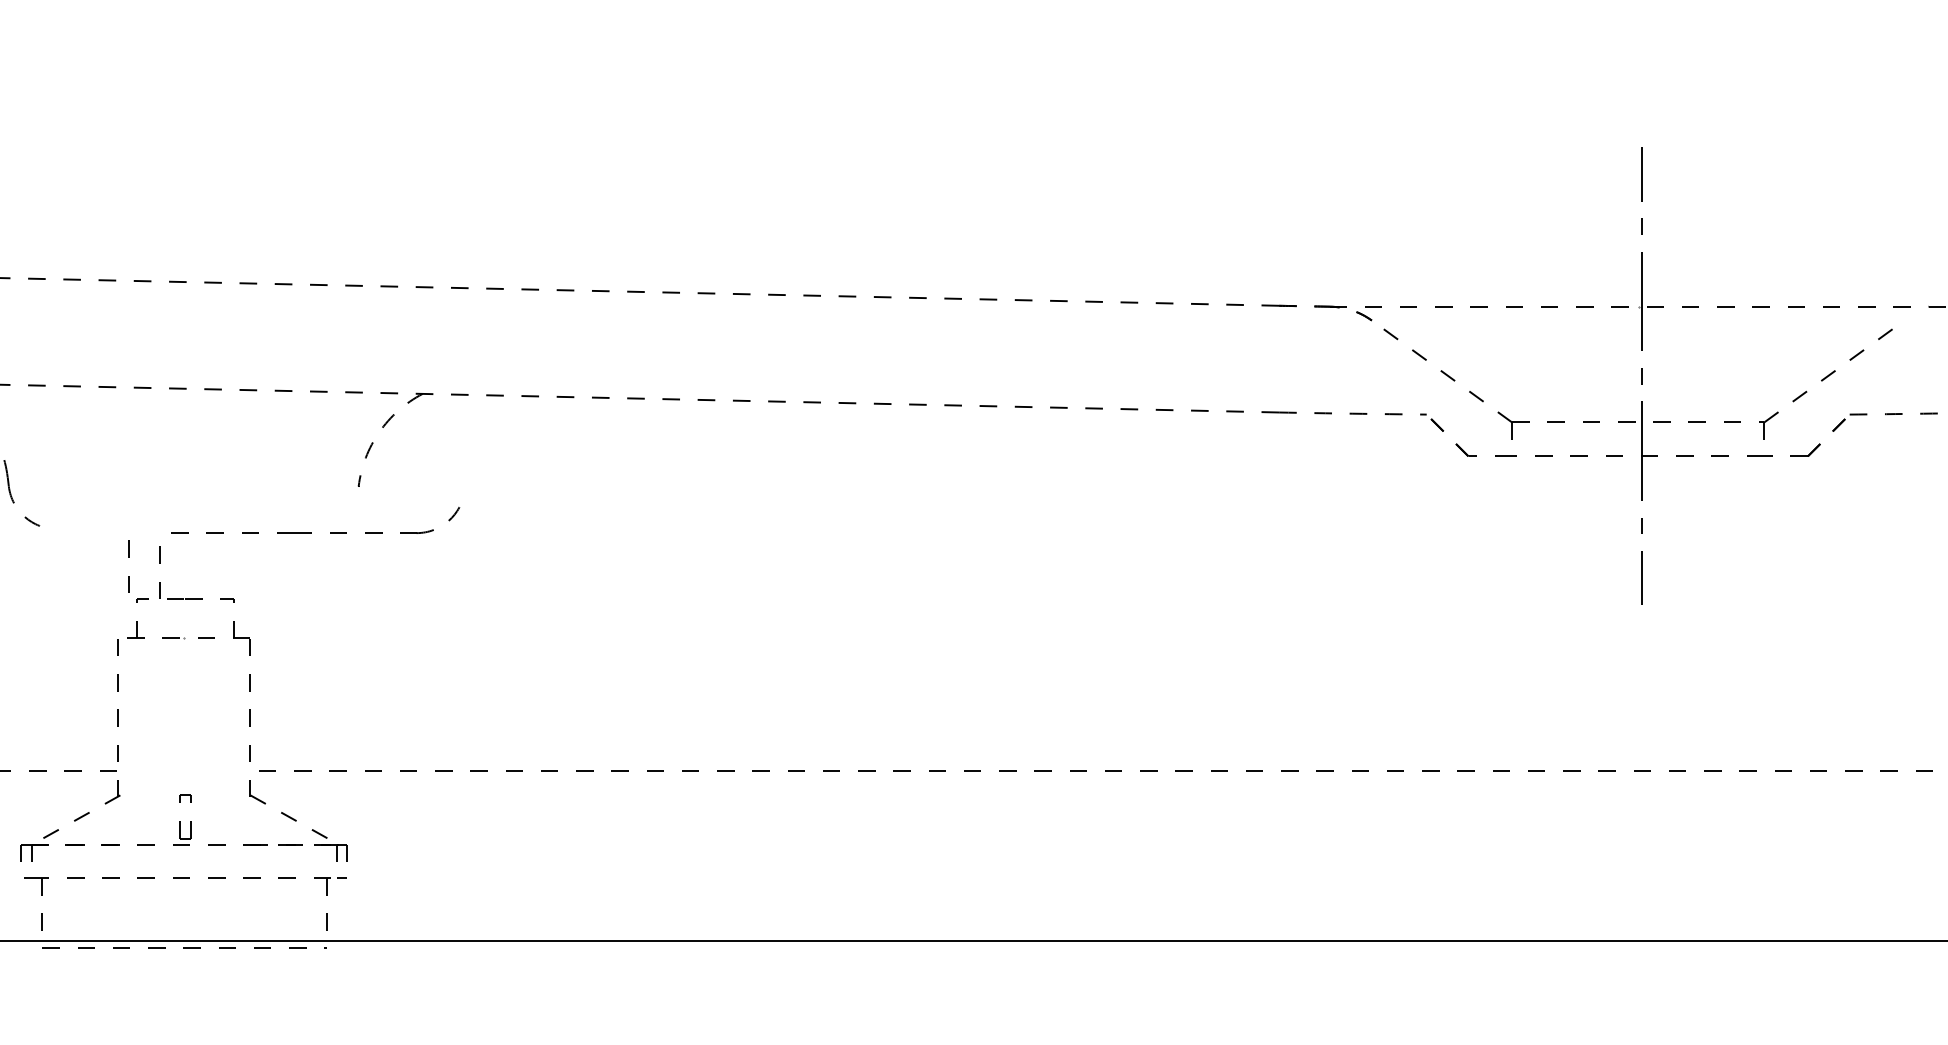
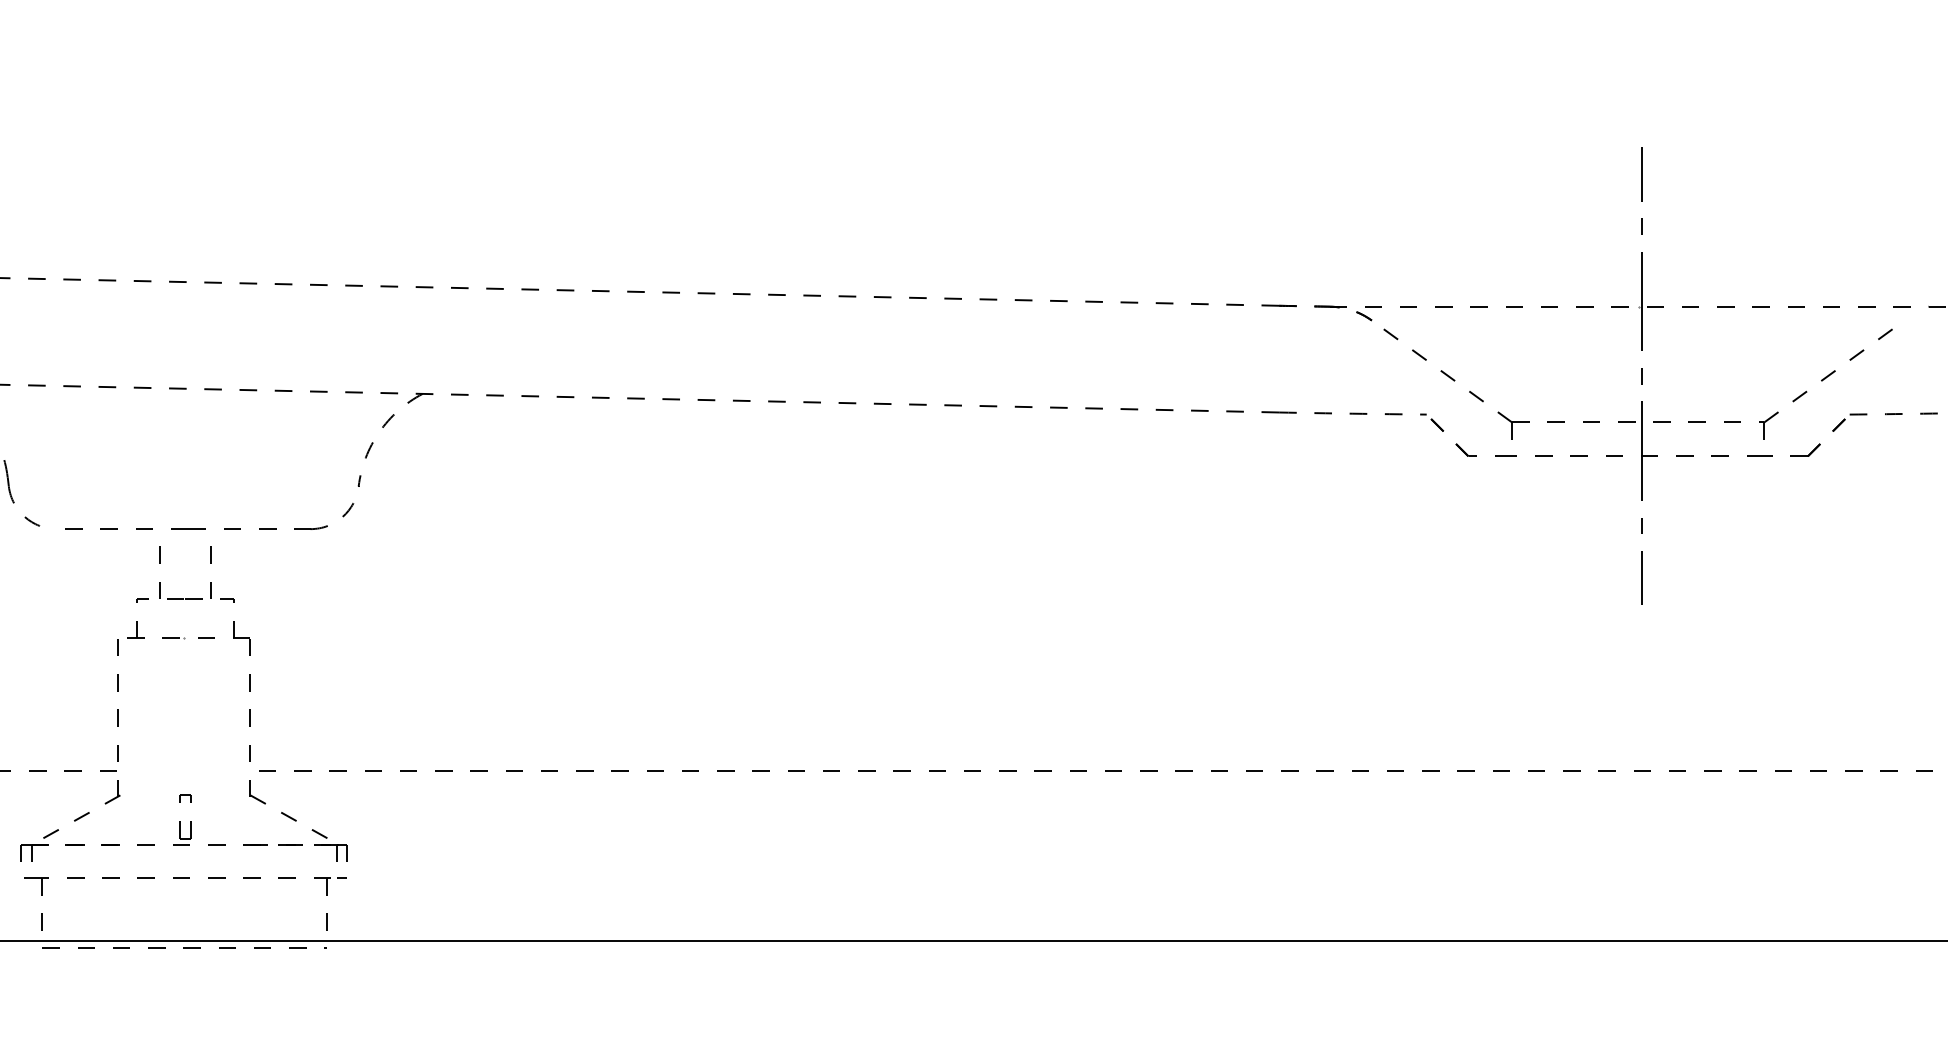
part position: (311, 532) -> (205, 528) (205, 528)
line position: (128, 557) -> (210, 563) (210, 563)
